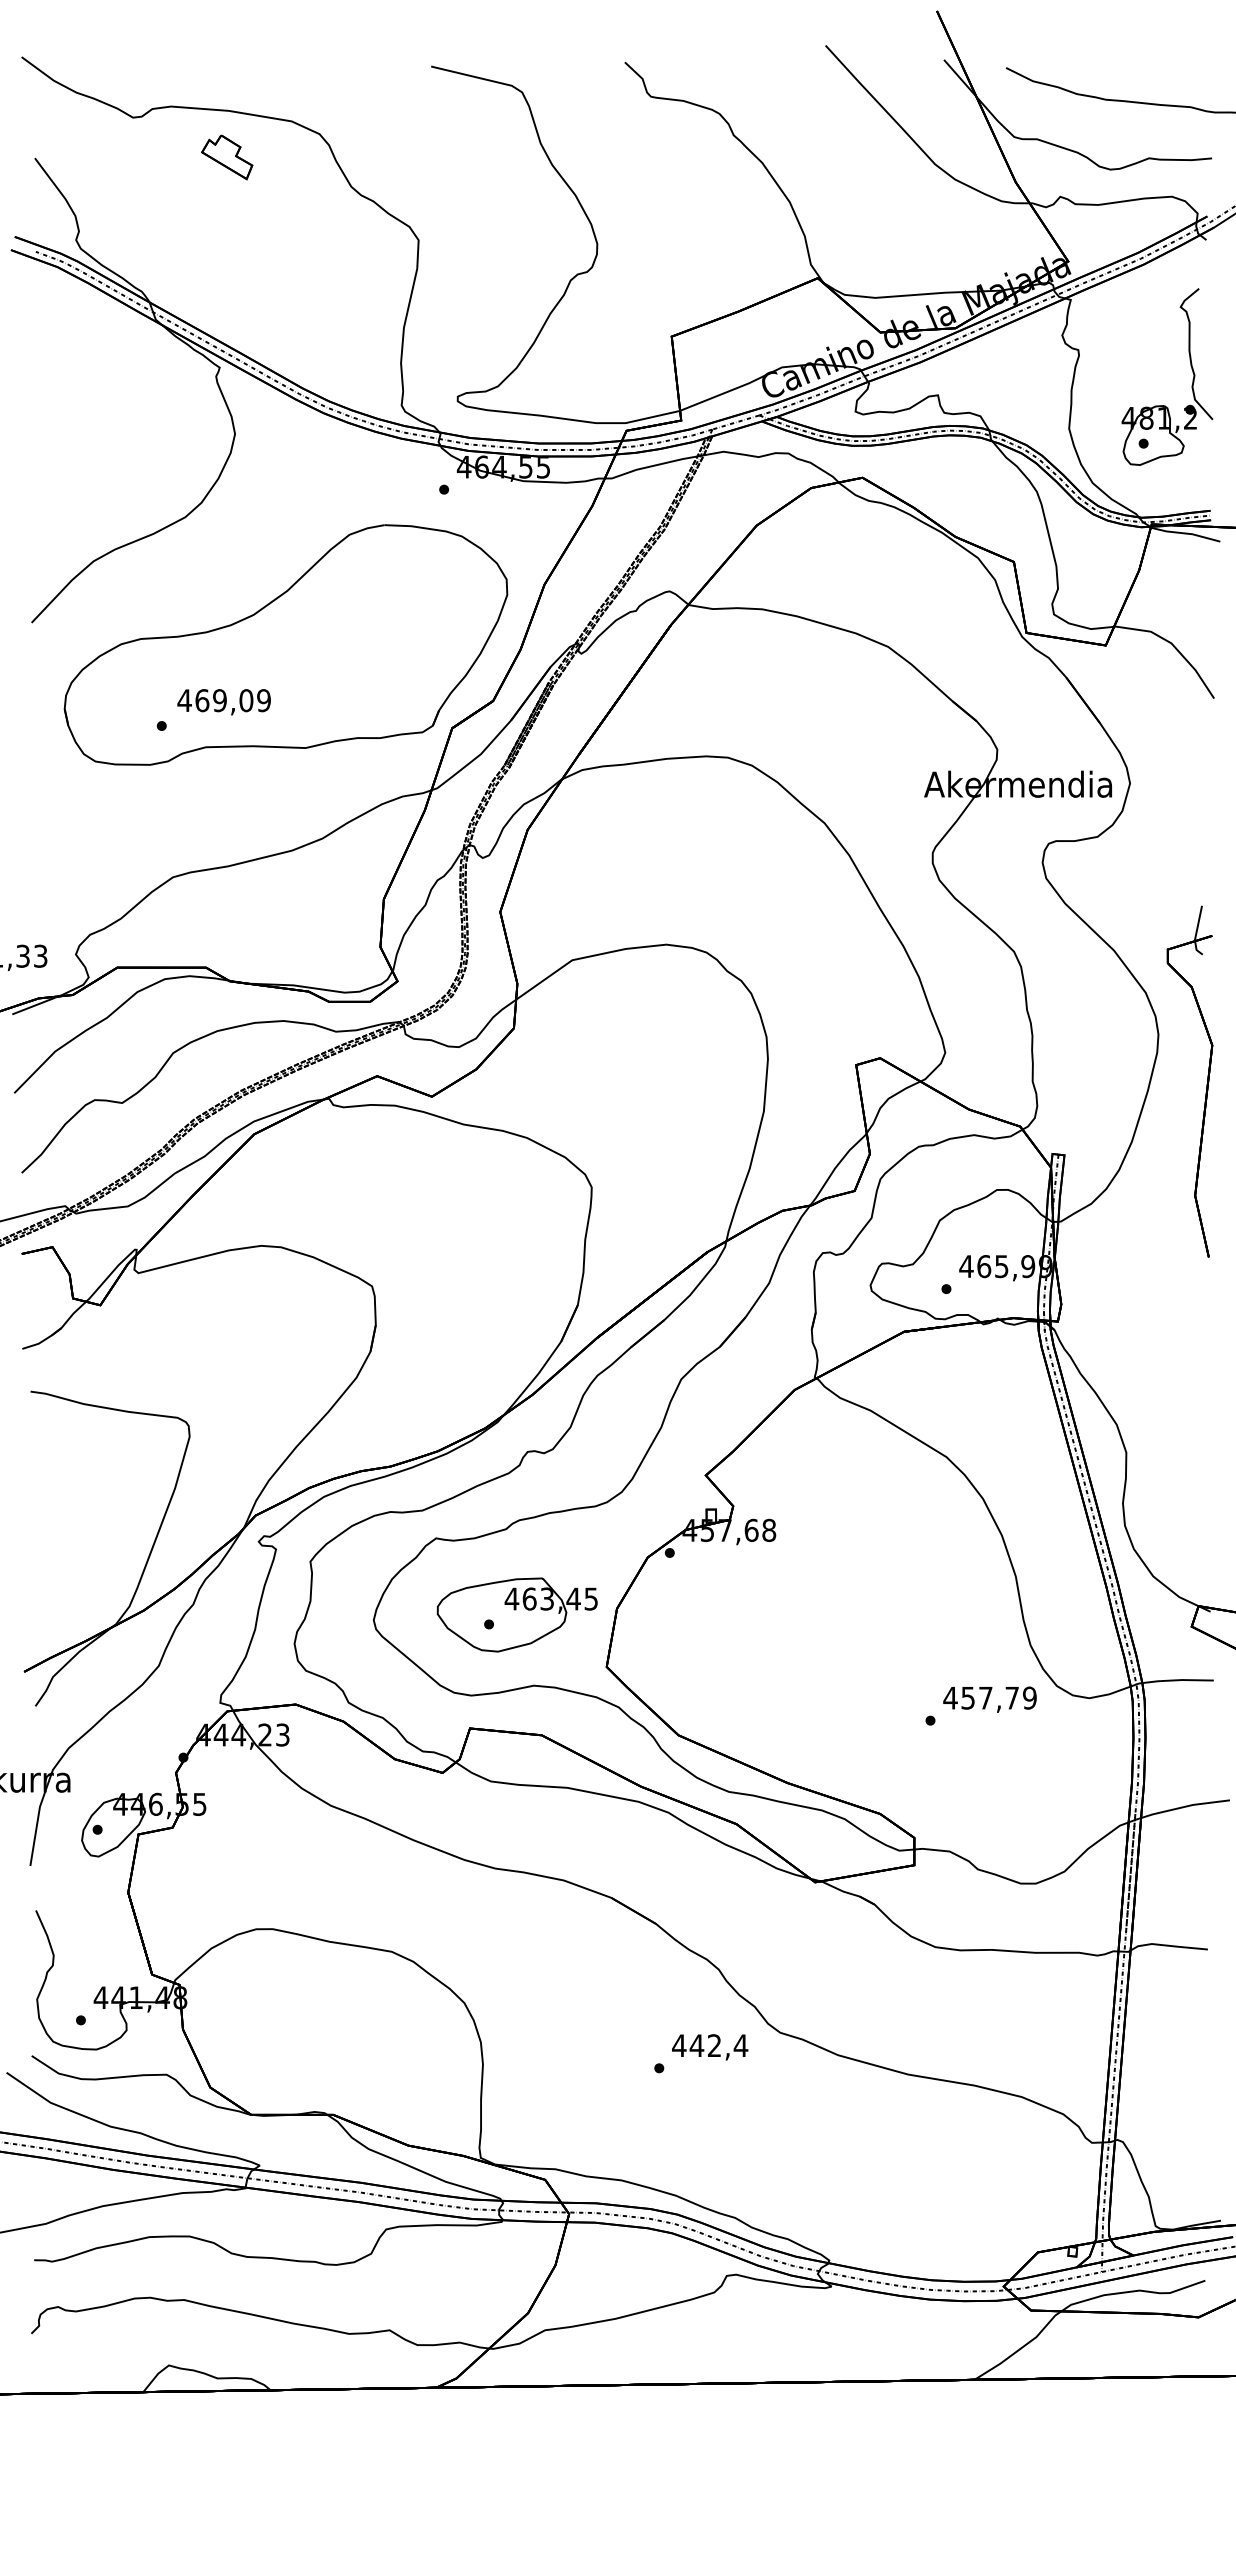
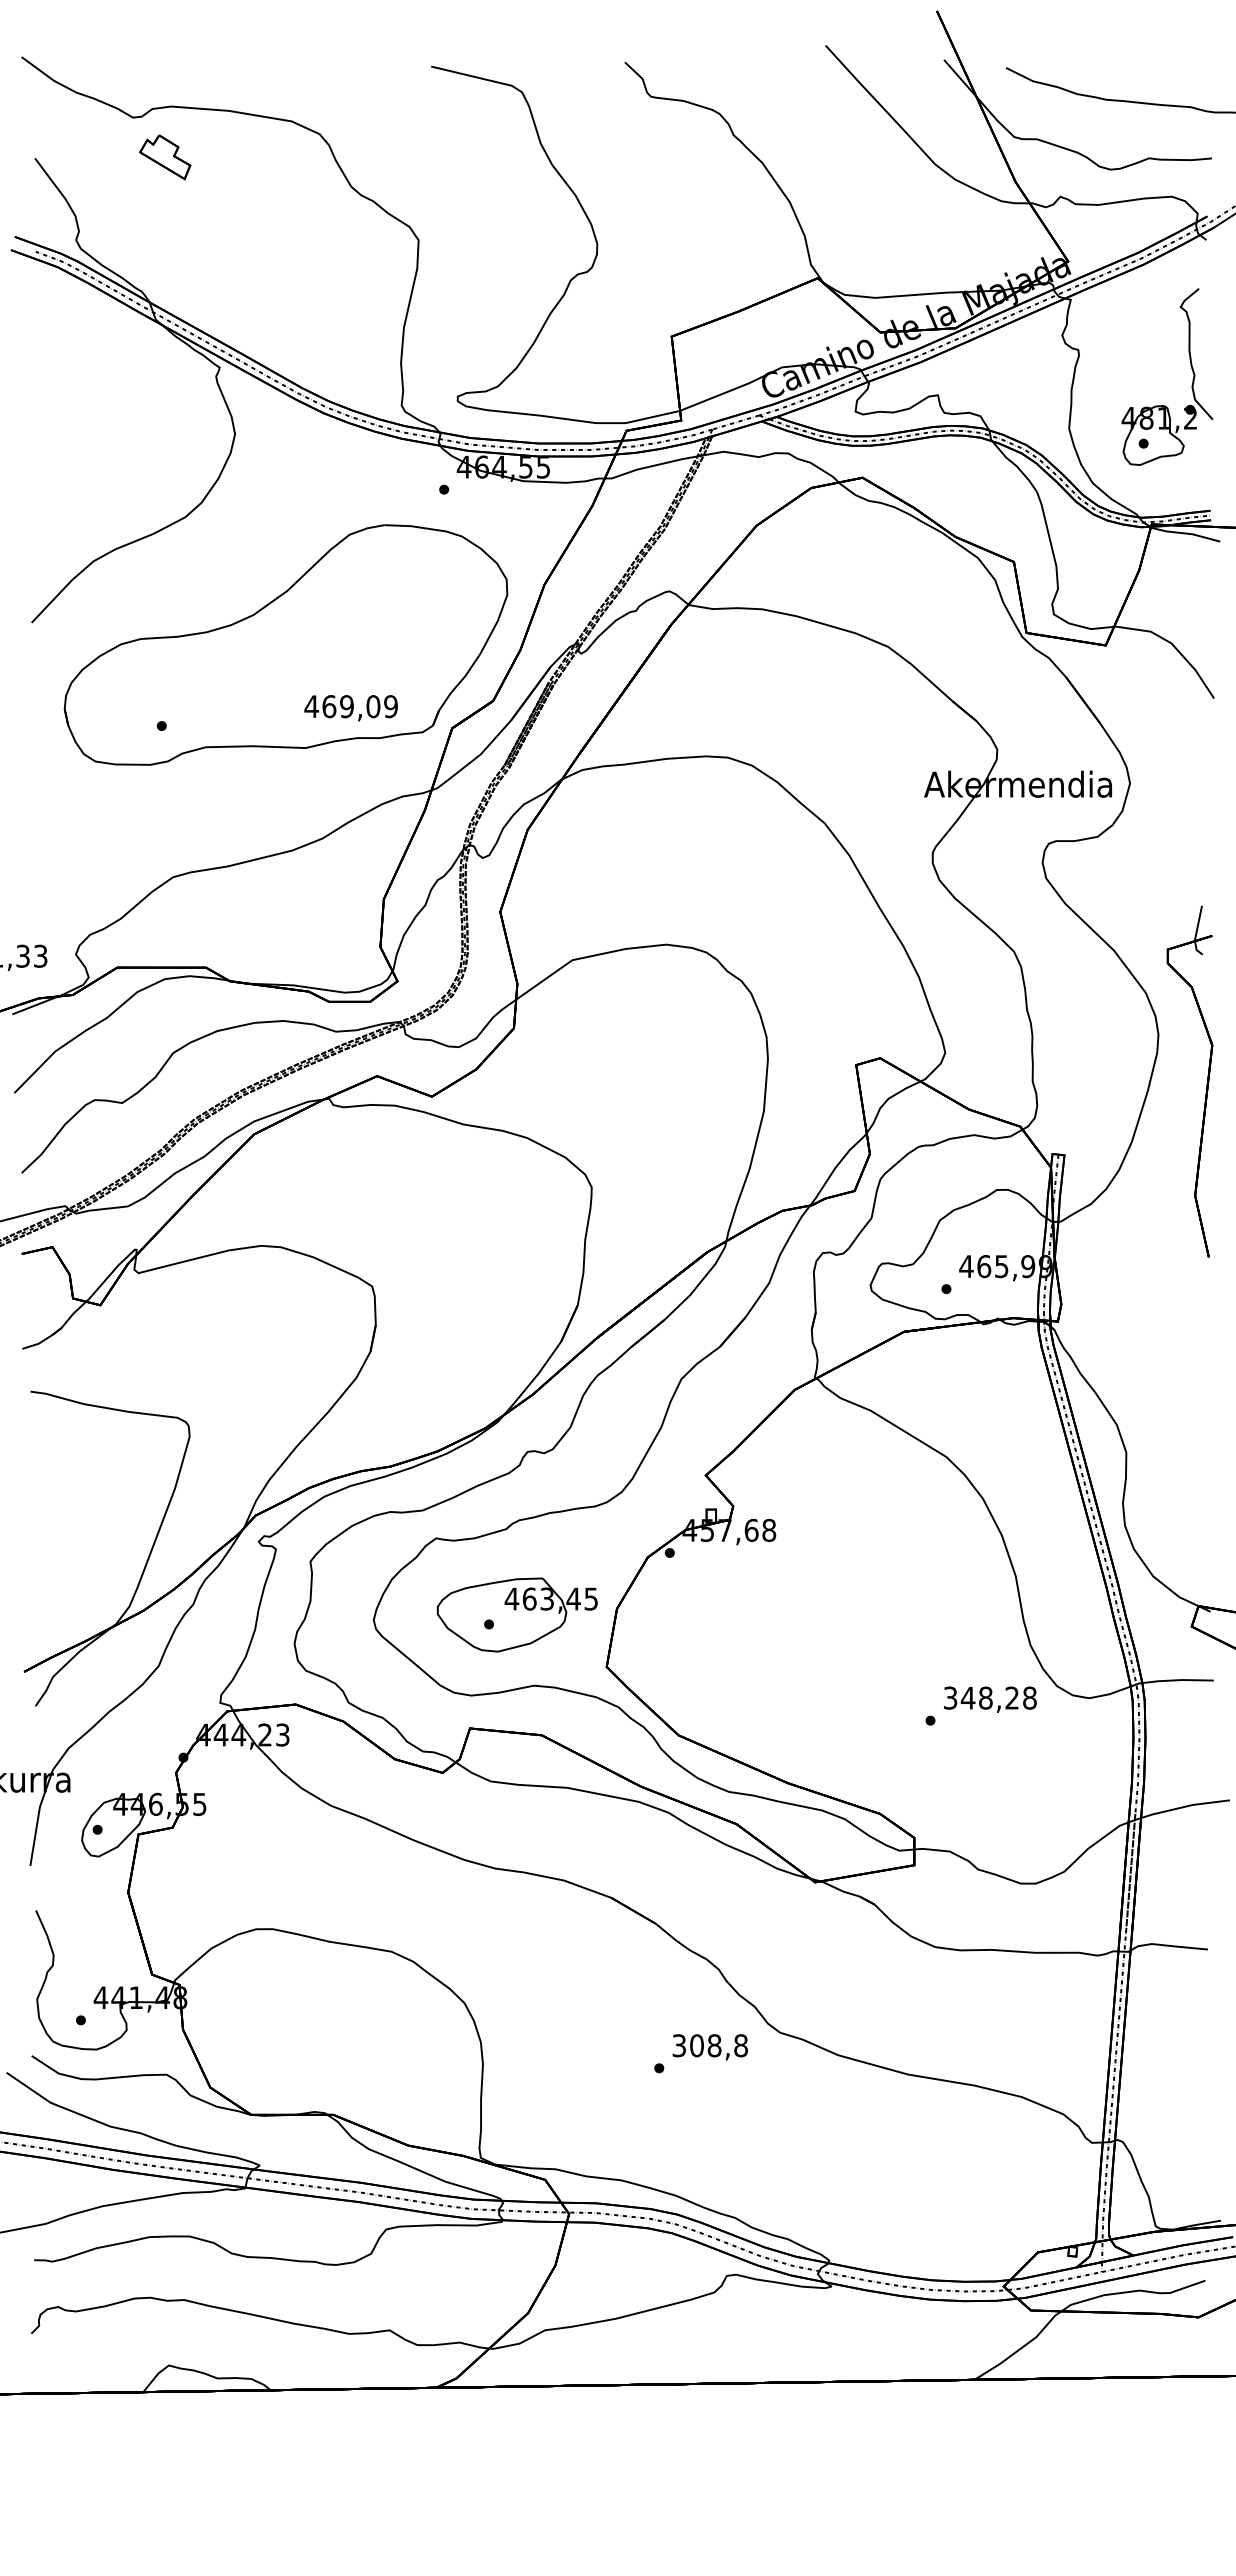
part position: (227, 157) -> (165, 157) (165, 157)
text position: (223, 702) -> (350, 708) (350, 708)
text: 457,79 -> 348,28 (989, 1697)
text: 442,4 -> 308,8 (710, 2045)
